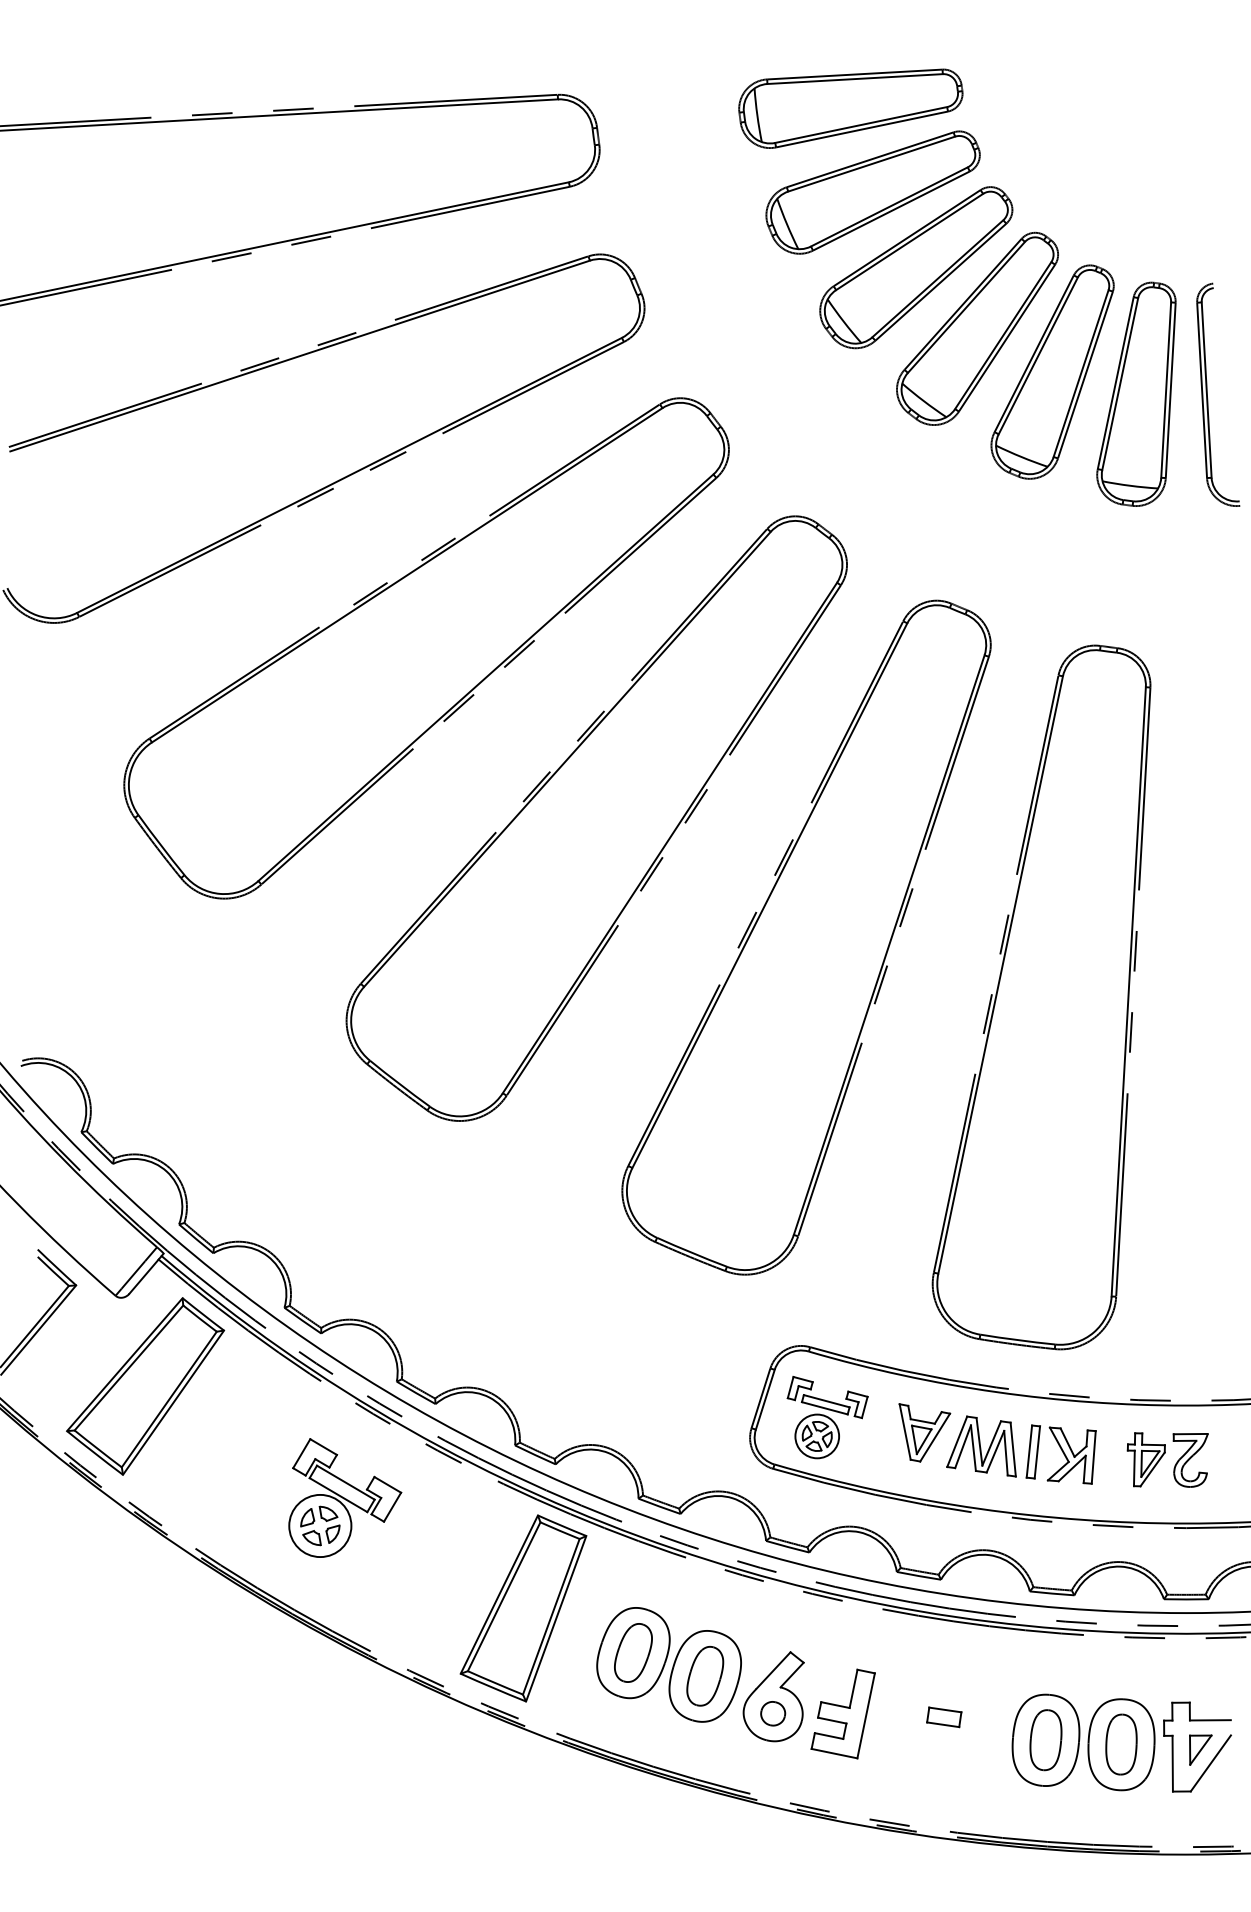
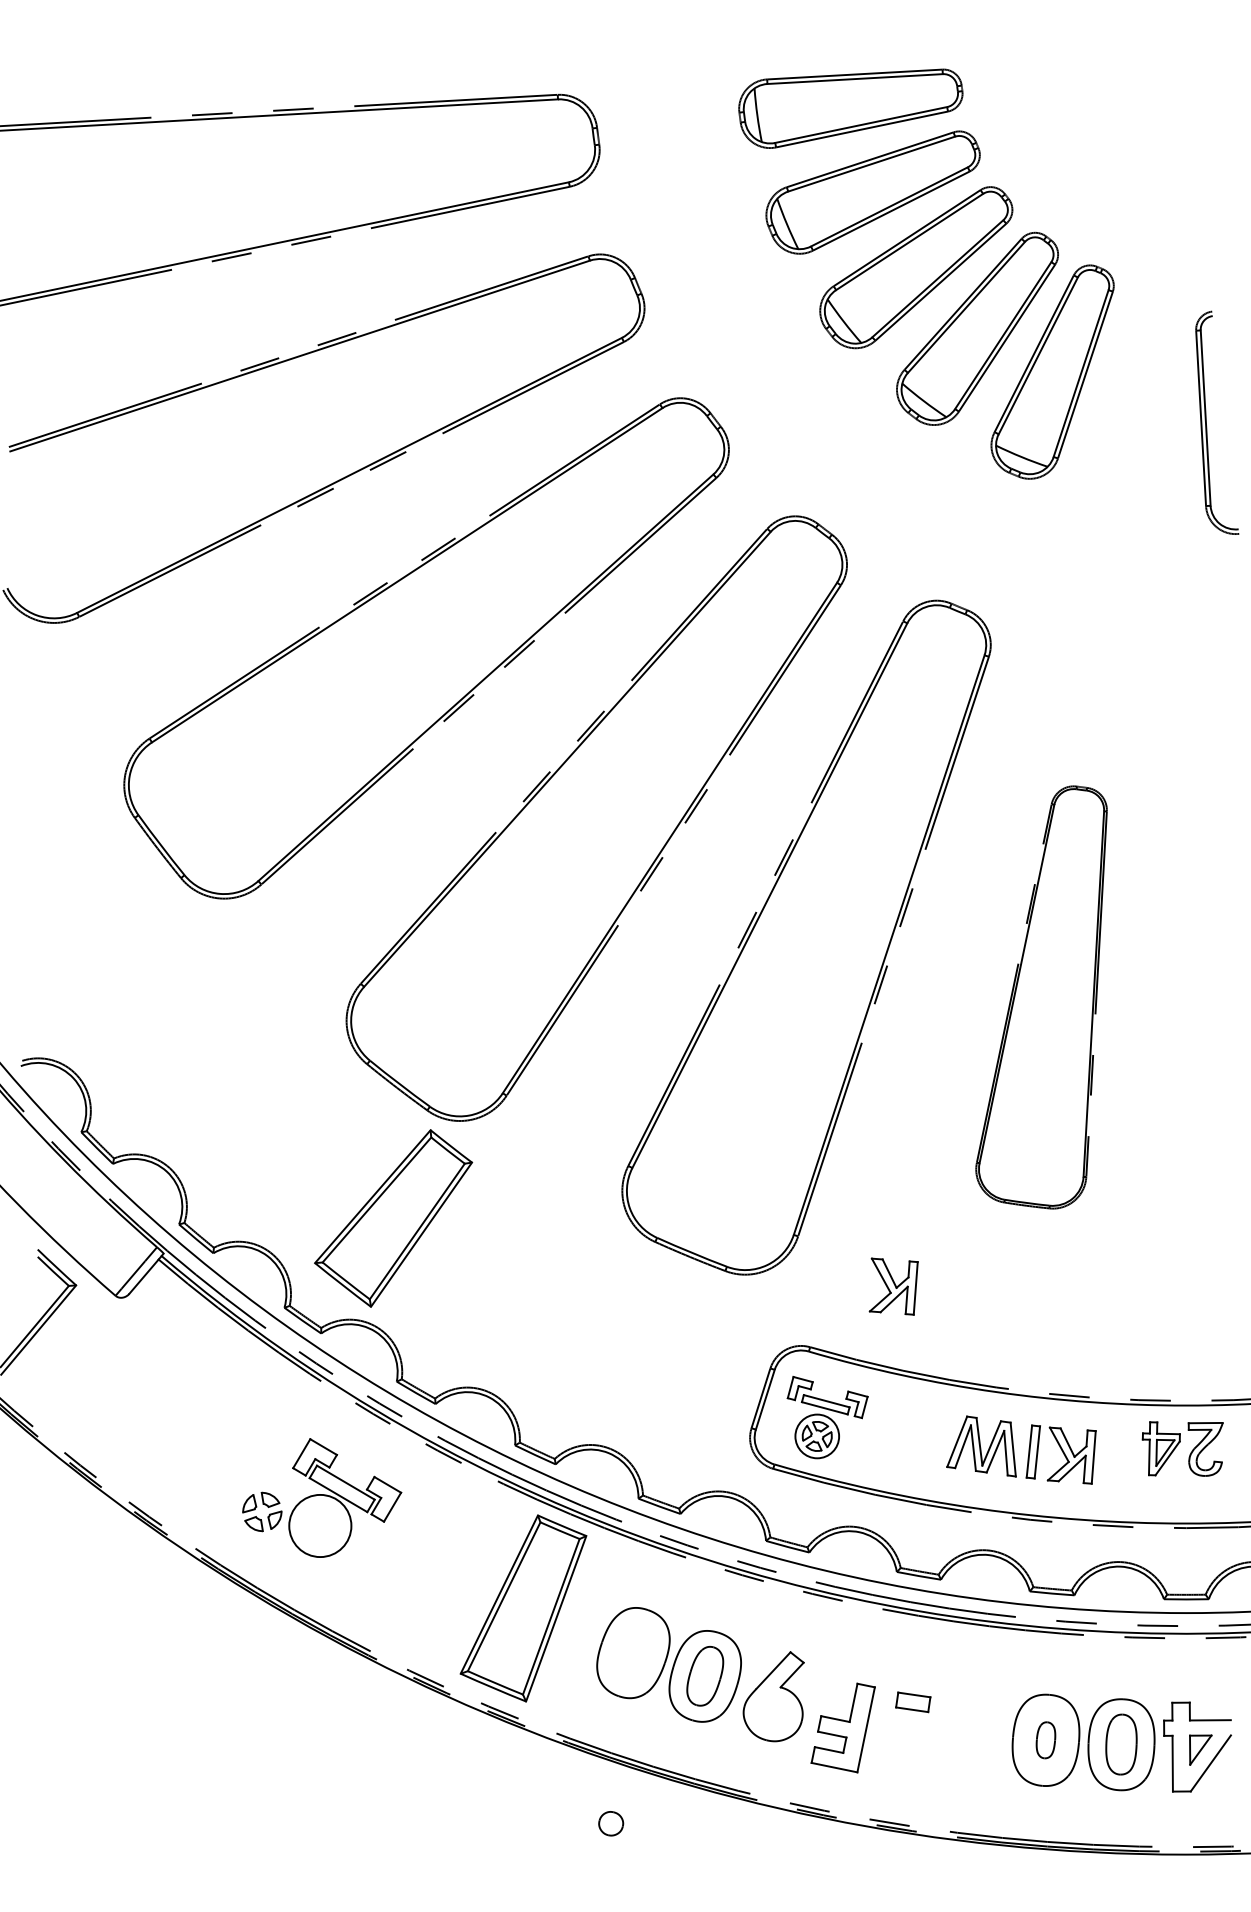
part: present -> none (1136, 393)
part position: (1208, 398) -> (1207, 426) (1207, 426)
part size: 221x707 px -> 133x425 px (1041, 997)
part: none -> present (893, 1286)
part position: (145, 1386) -> (393, 1218) (393, 1218)
part: present -> none (924, 1432)
part position: (1167, 1459) -> (1182, 1448) (1182, 1448)
part position: (322, 1519) -> (264, 1505) (264, 1505)
part: present -> none (633, 1652)
part position: (773, 1713) -> (611, 1823) (611, 1823)
part position: (842, 1713) -> (842, 1727) (842, 1727)
part position: (944, 1717) -> (913, 1702) (913, 1702)
part size: 34x63 px -> 22x39 px (1045, 1740)
